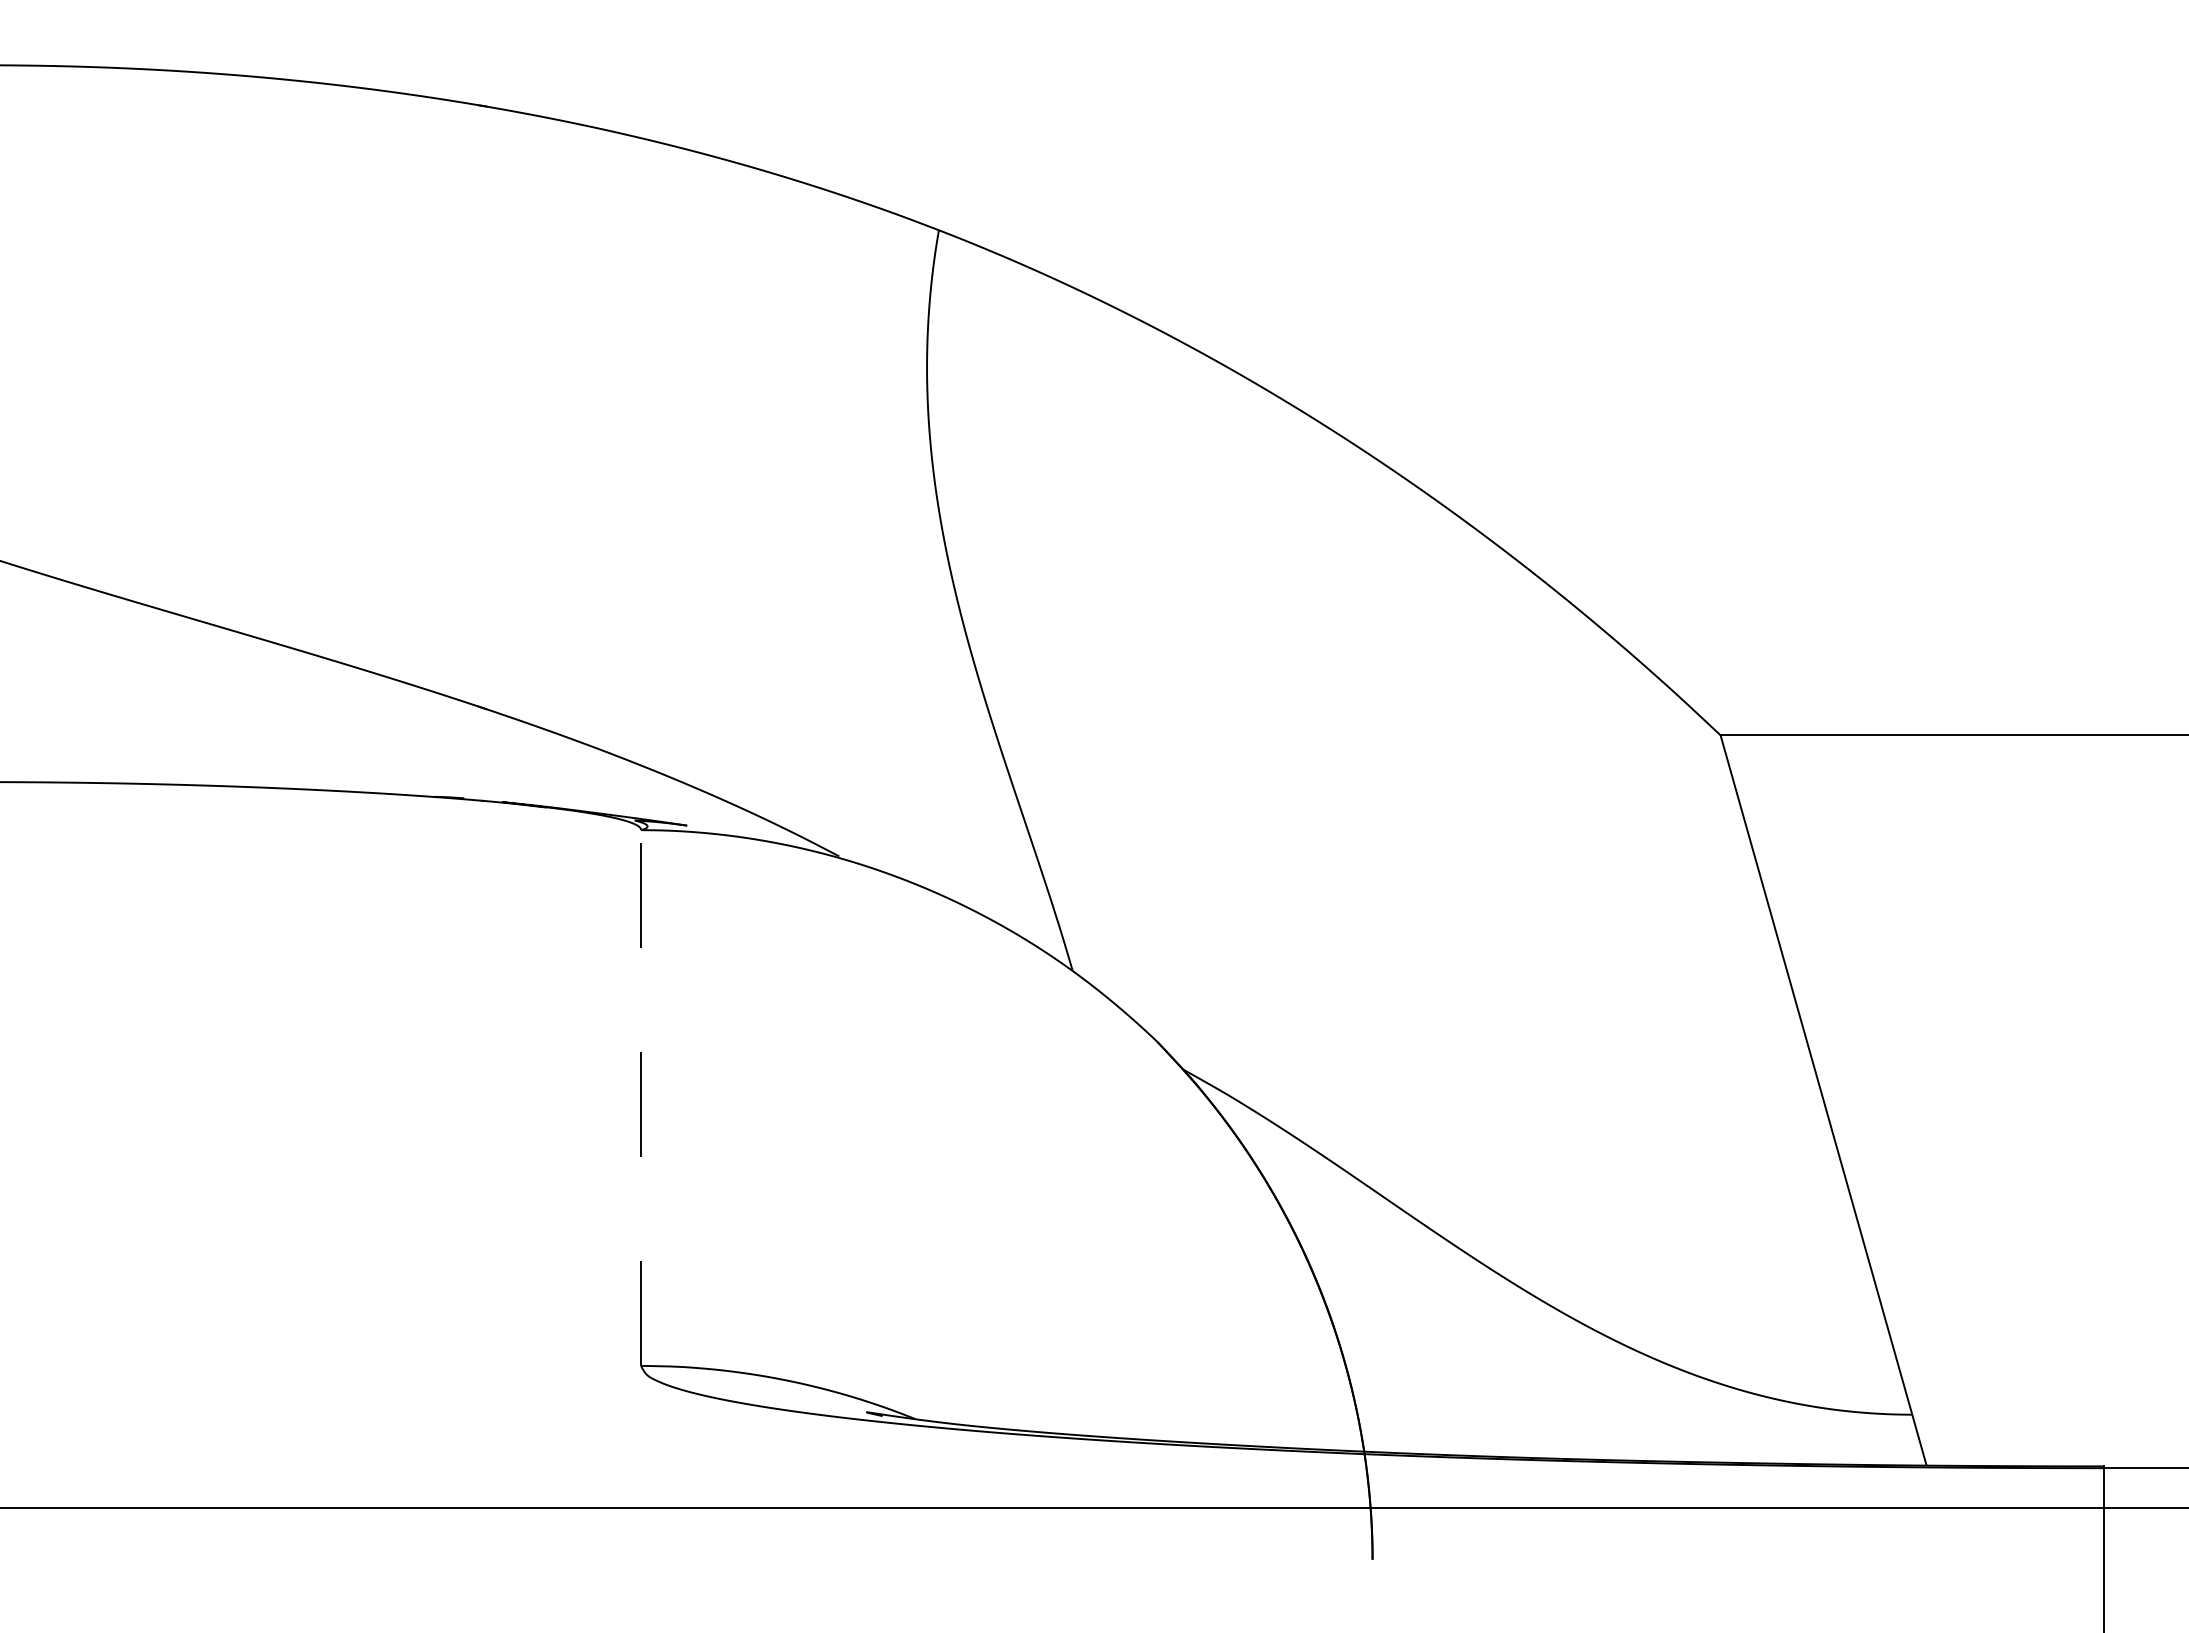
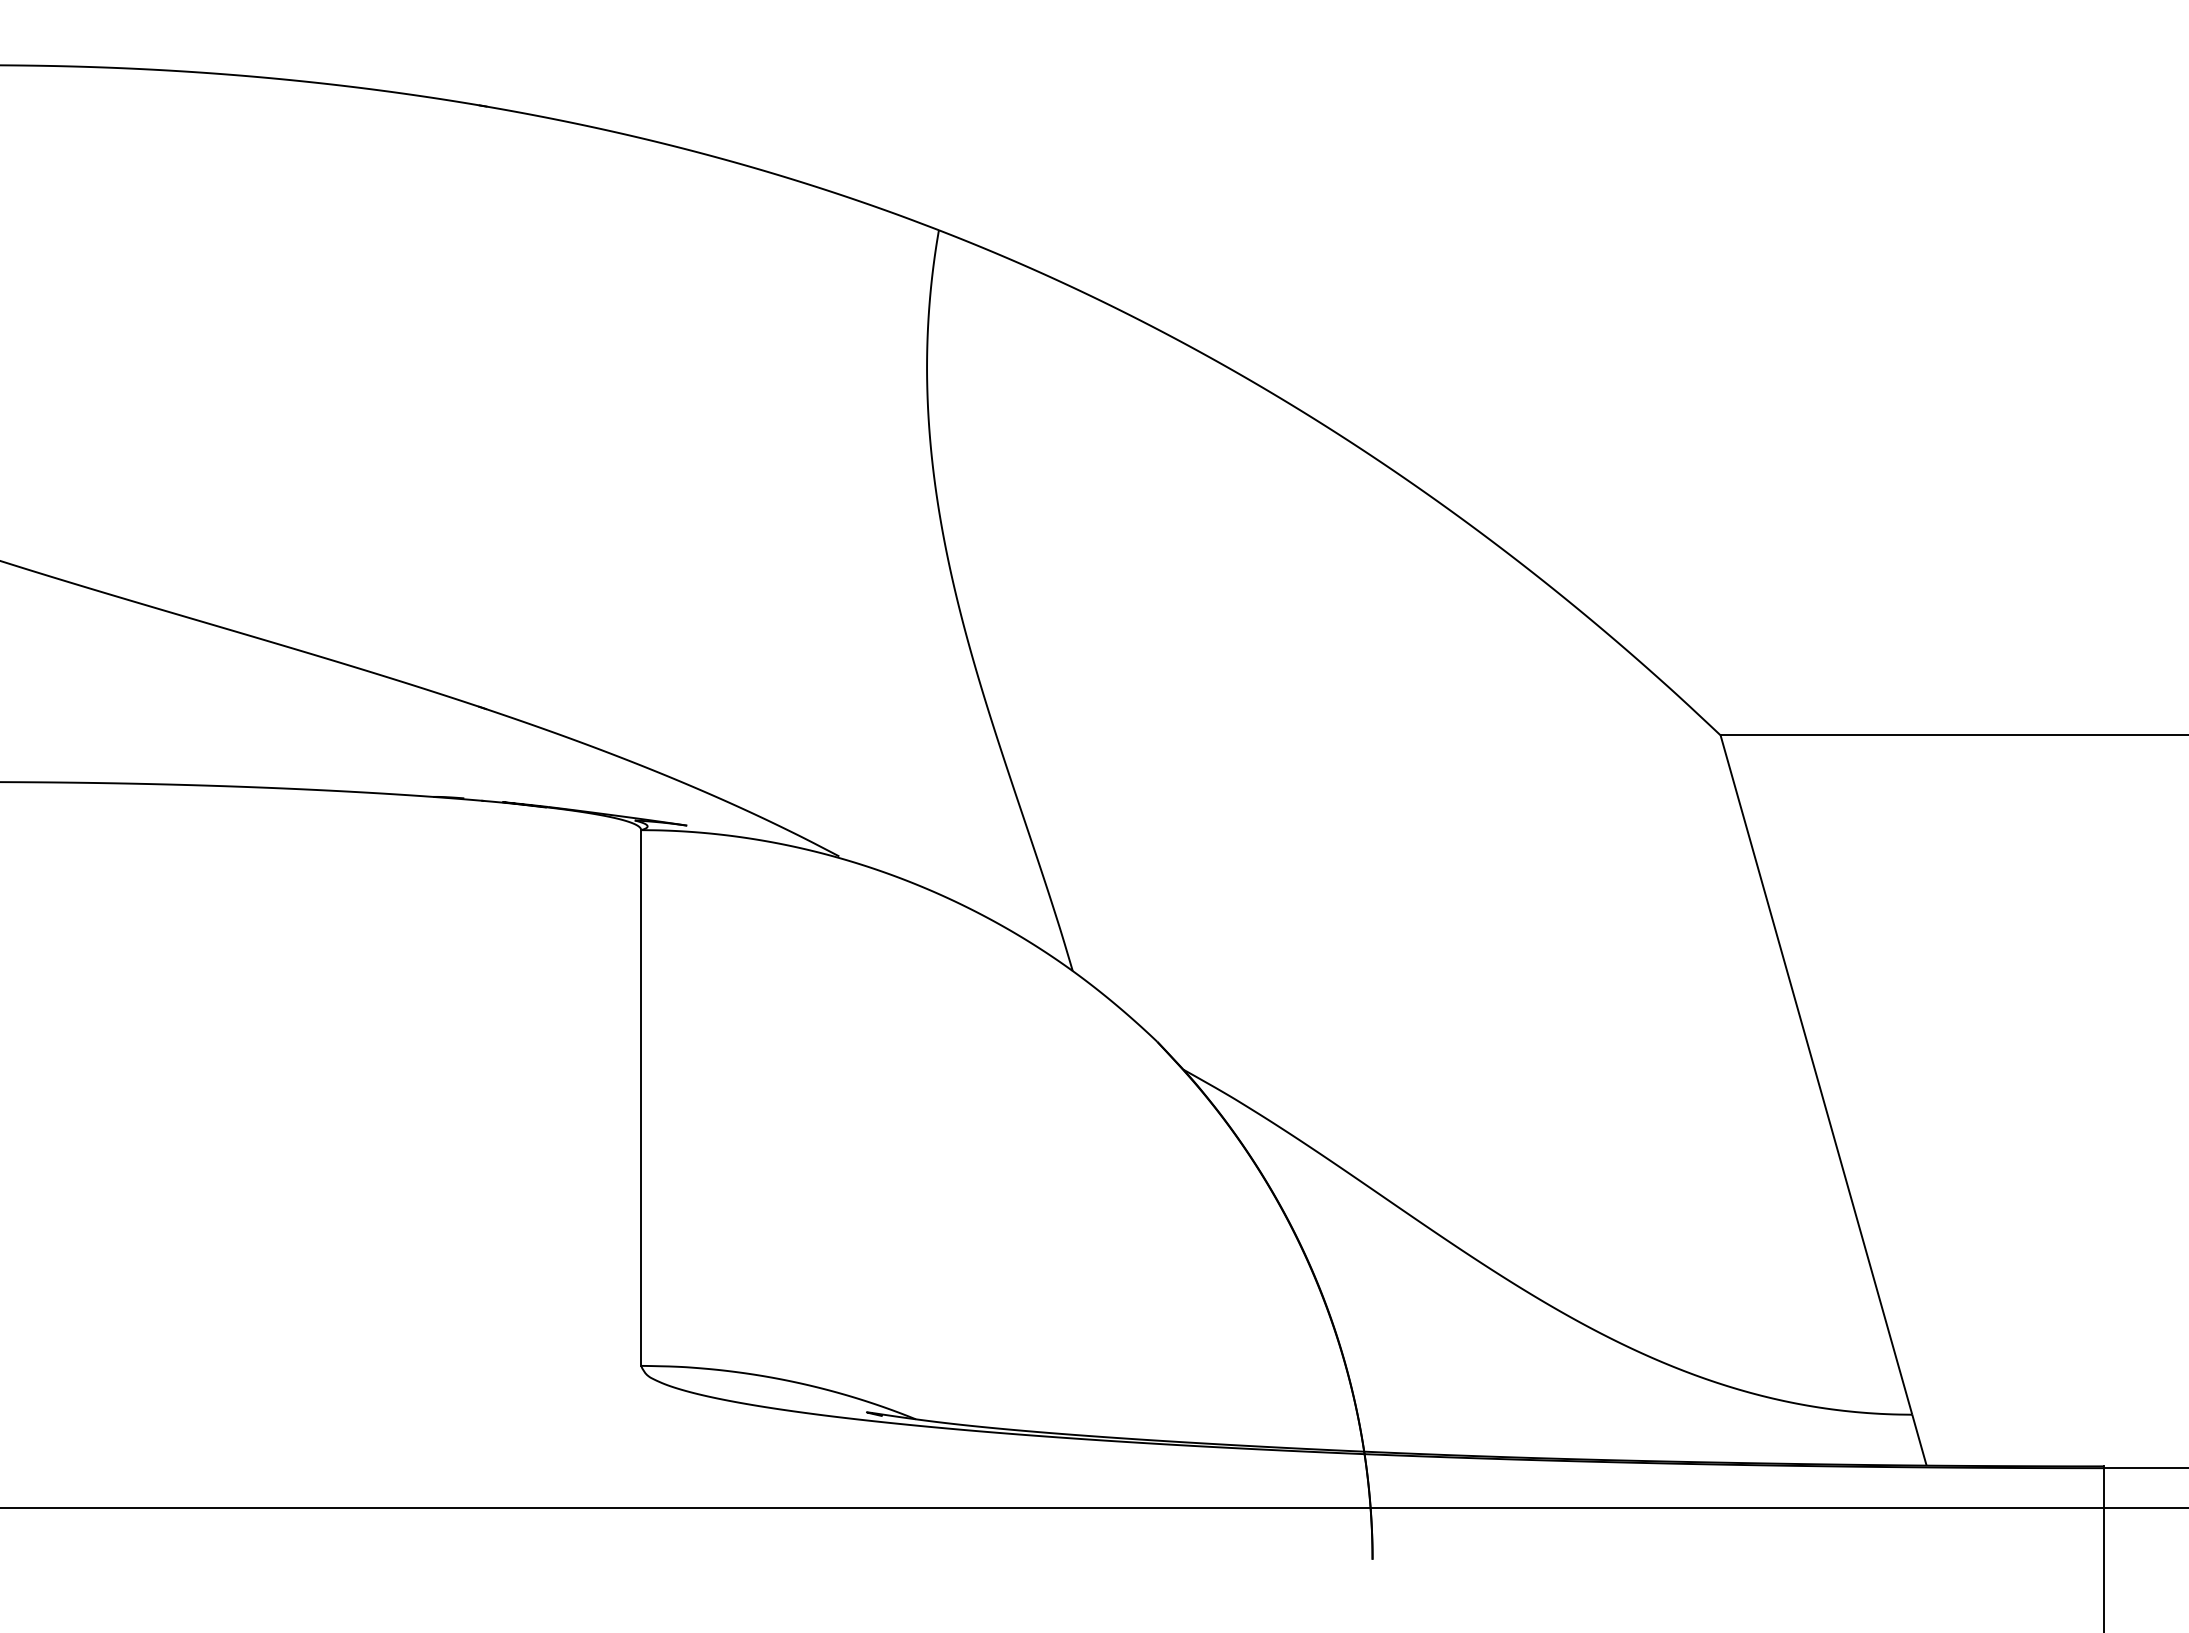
line: dashed -> solid (641, 1098)
